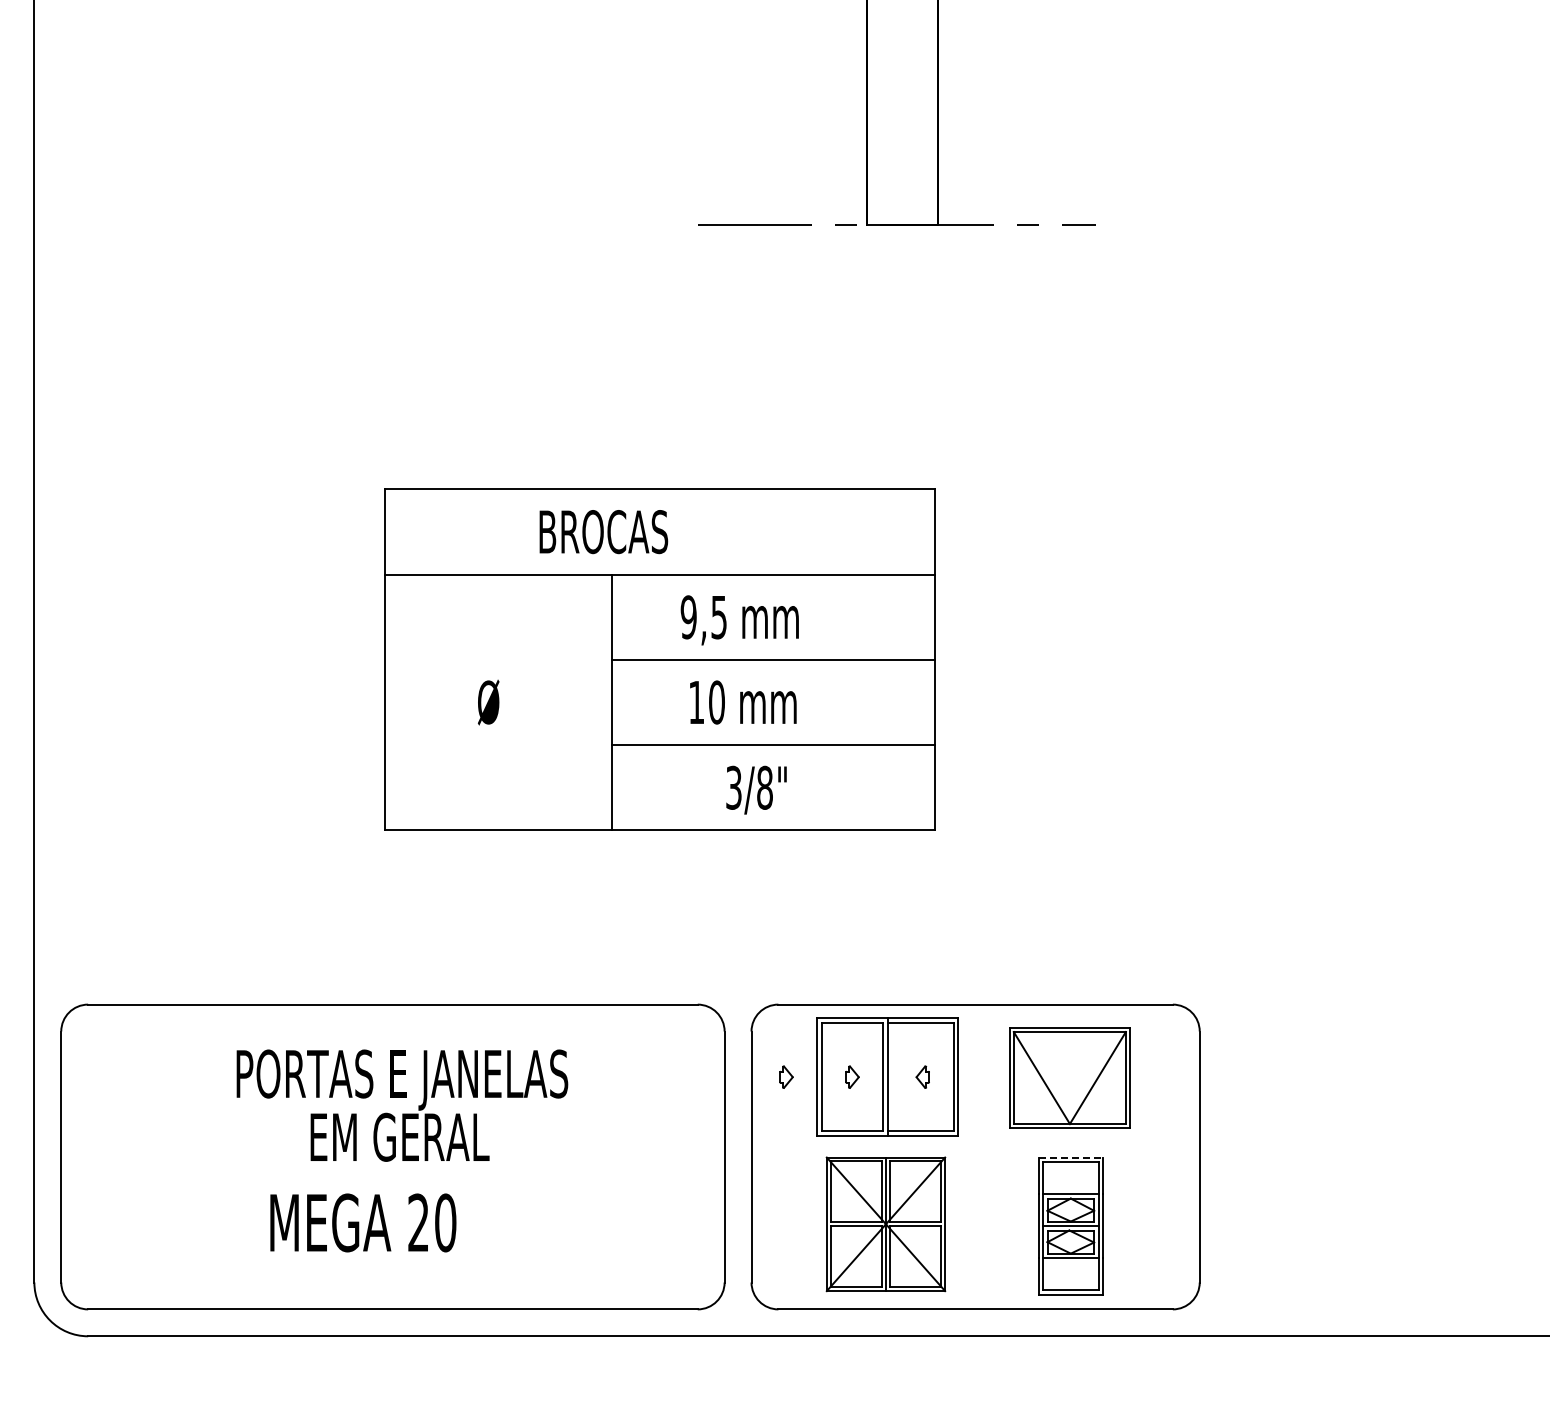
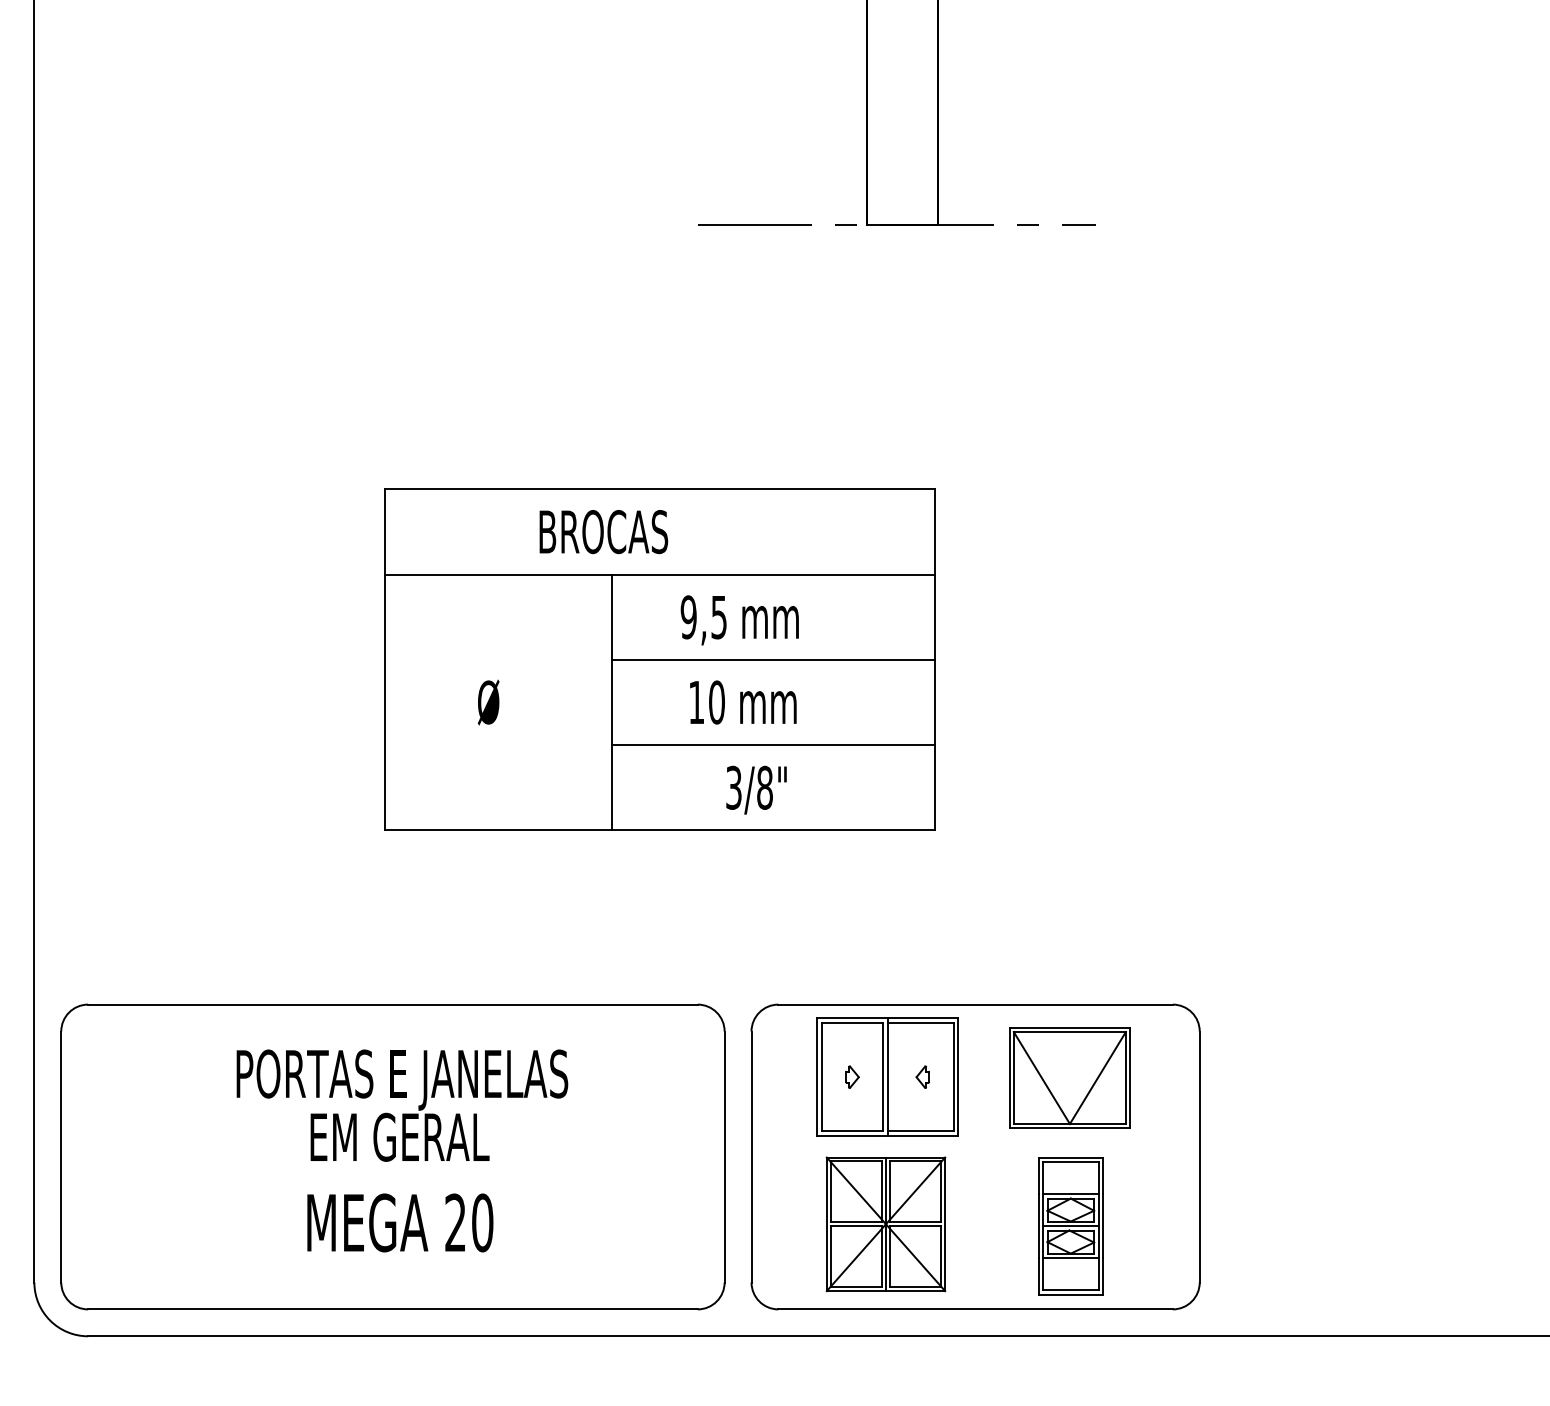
part: present -> none (786, 1076)
line: dashed -> solid (1071, 1157)
text position: (363, 1222) -> (400, 1222) (400, 1222)
